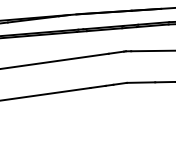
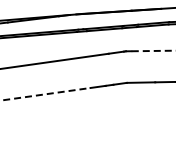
line: solid -> dashed (153, 50)
line: solid -> dashed (45, 94)
